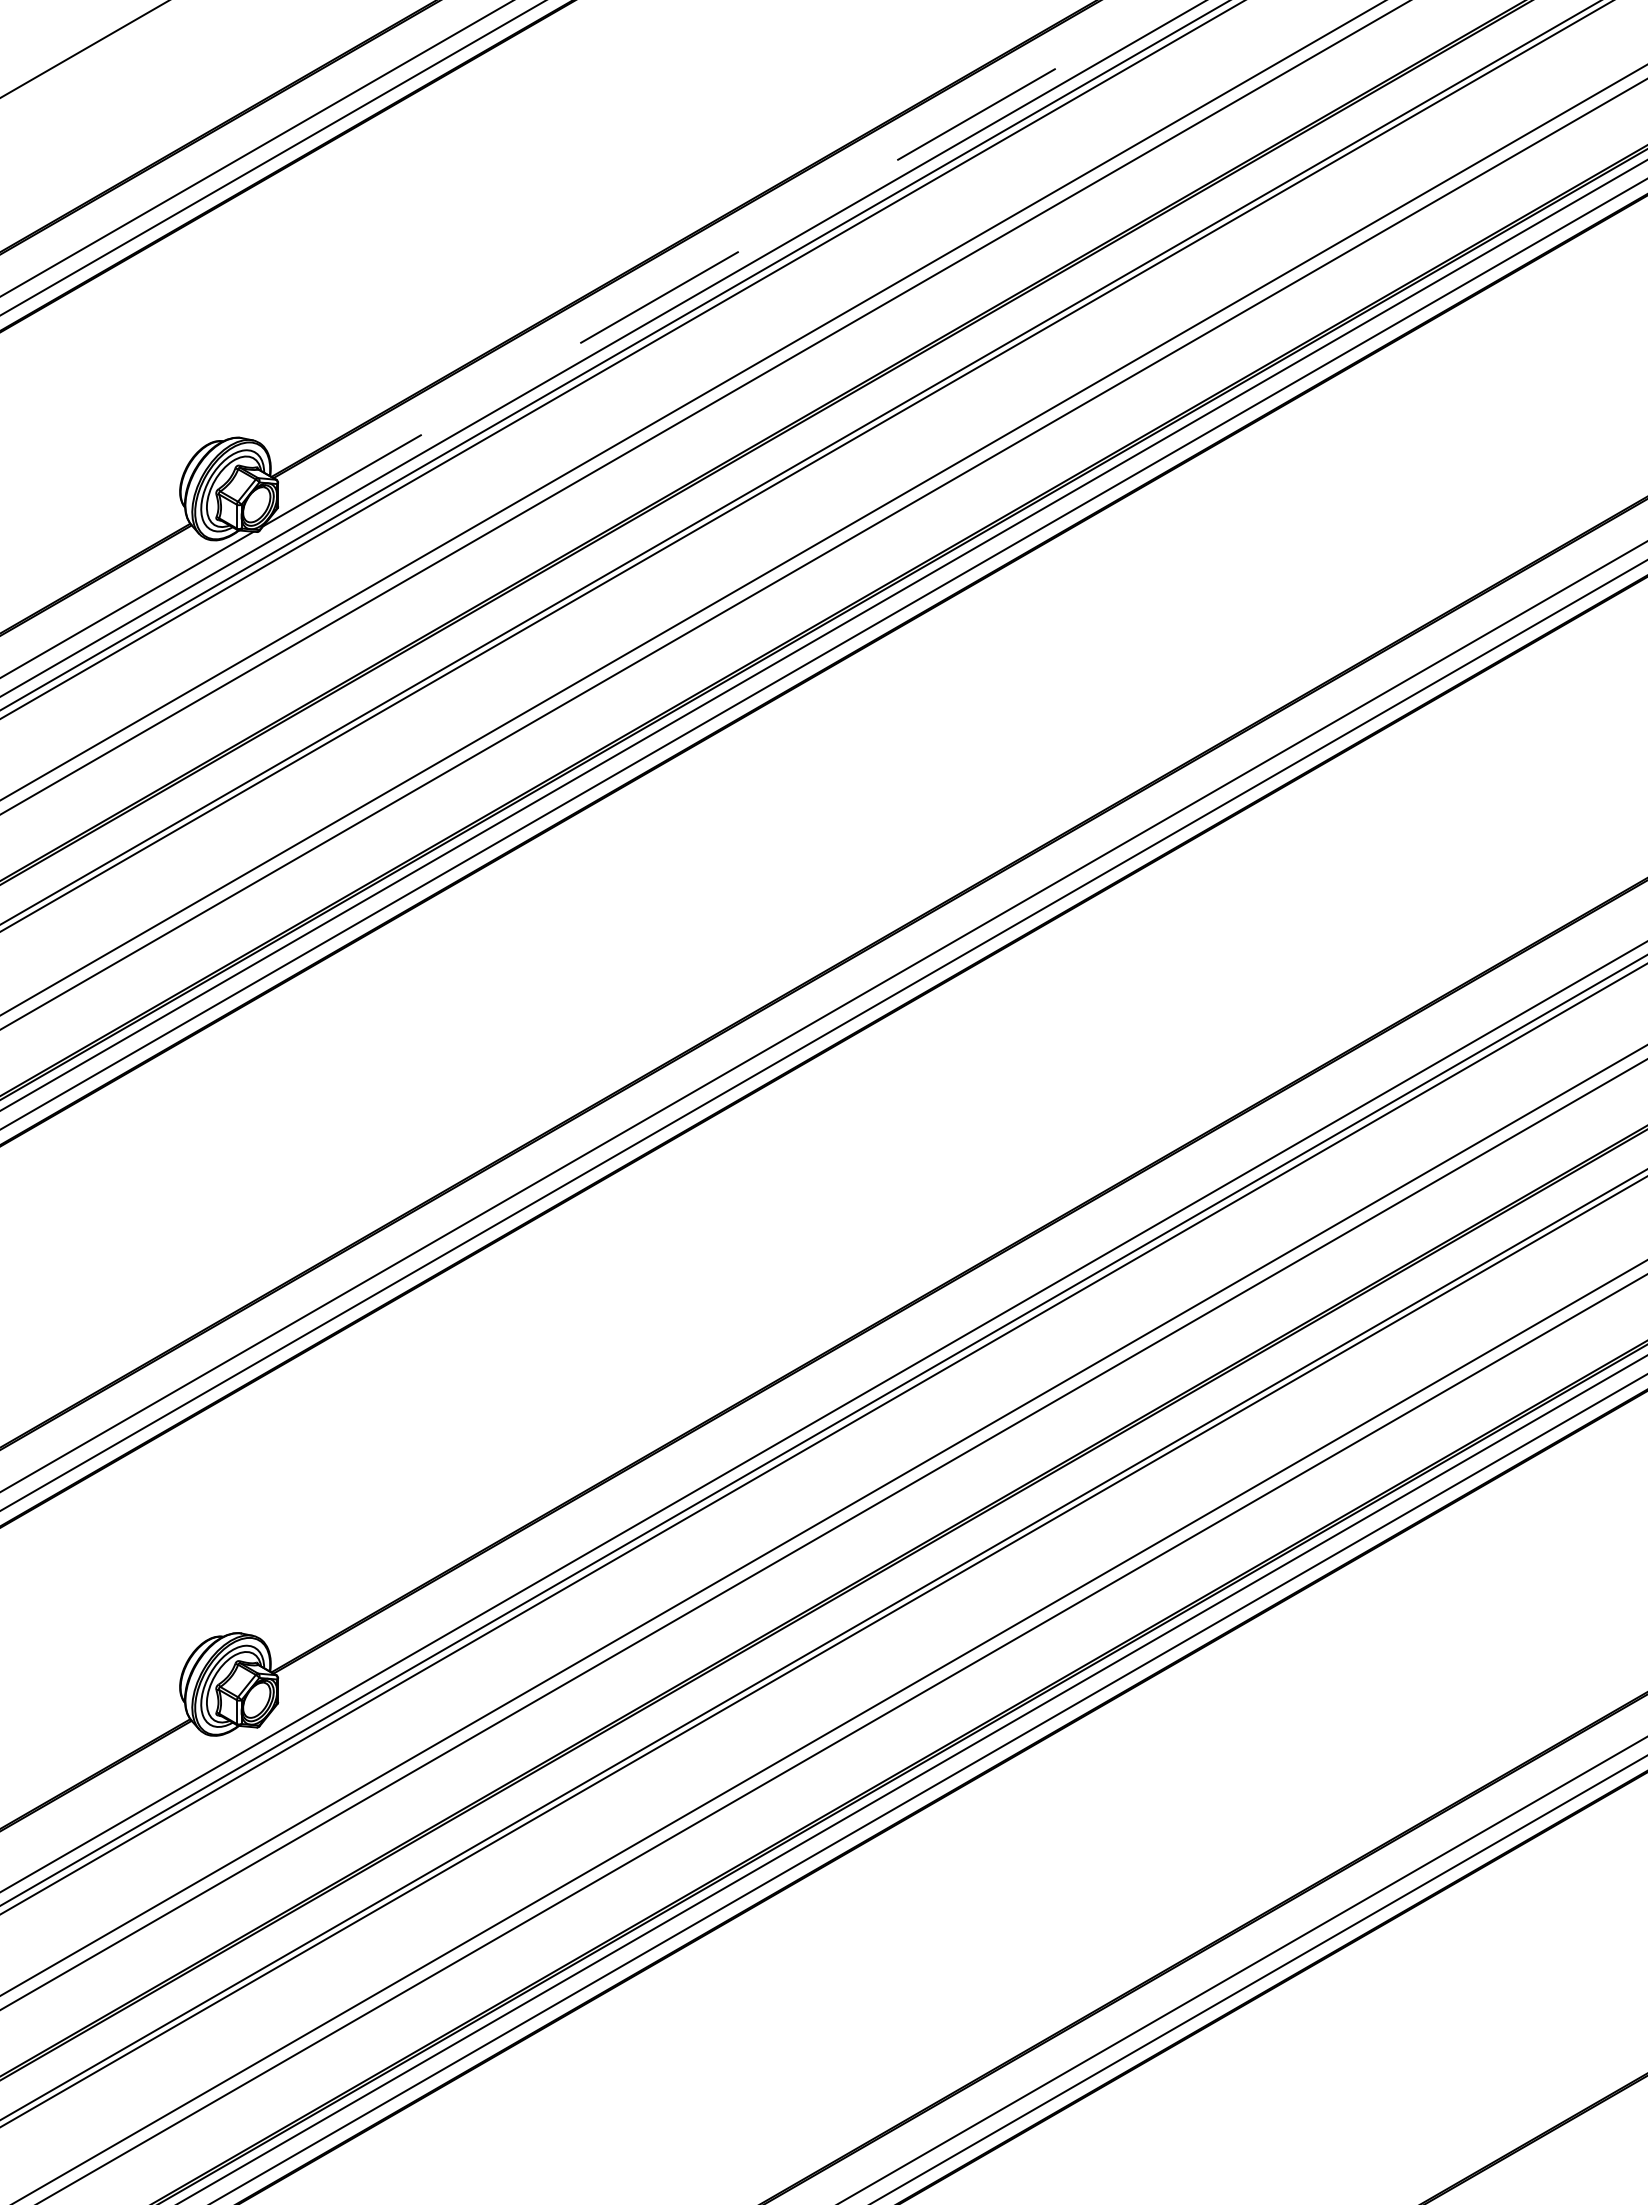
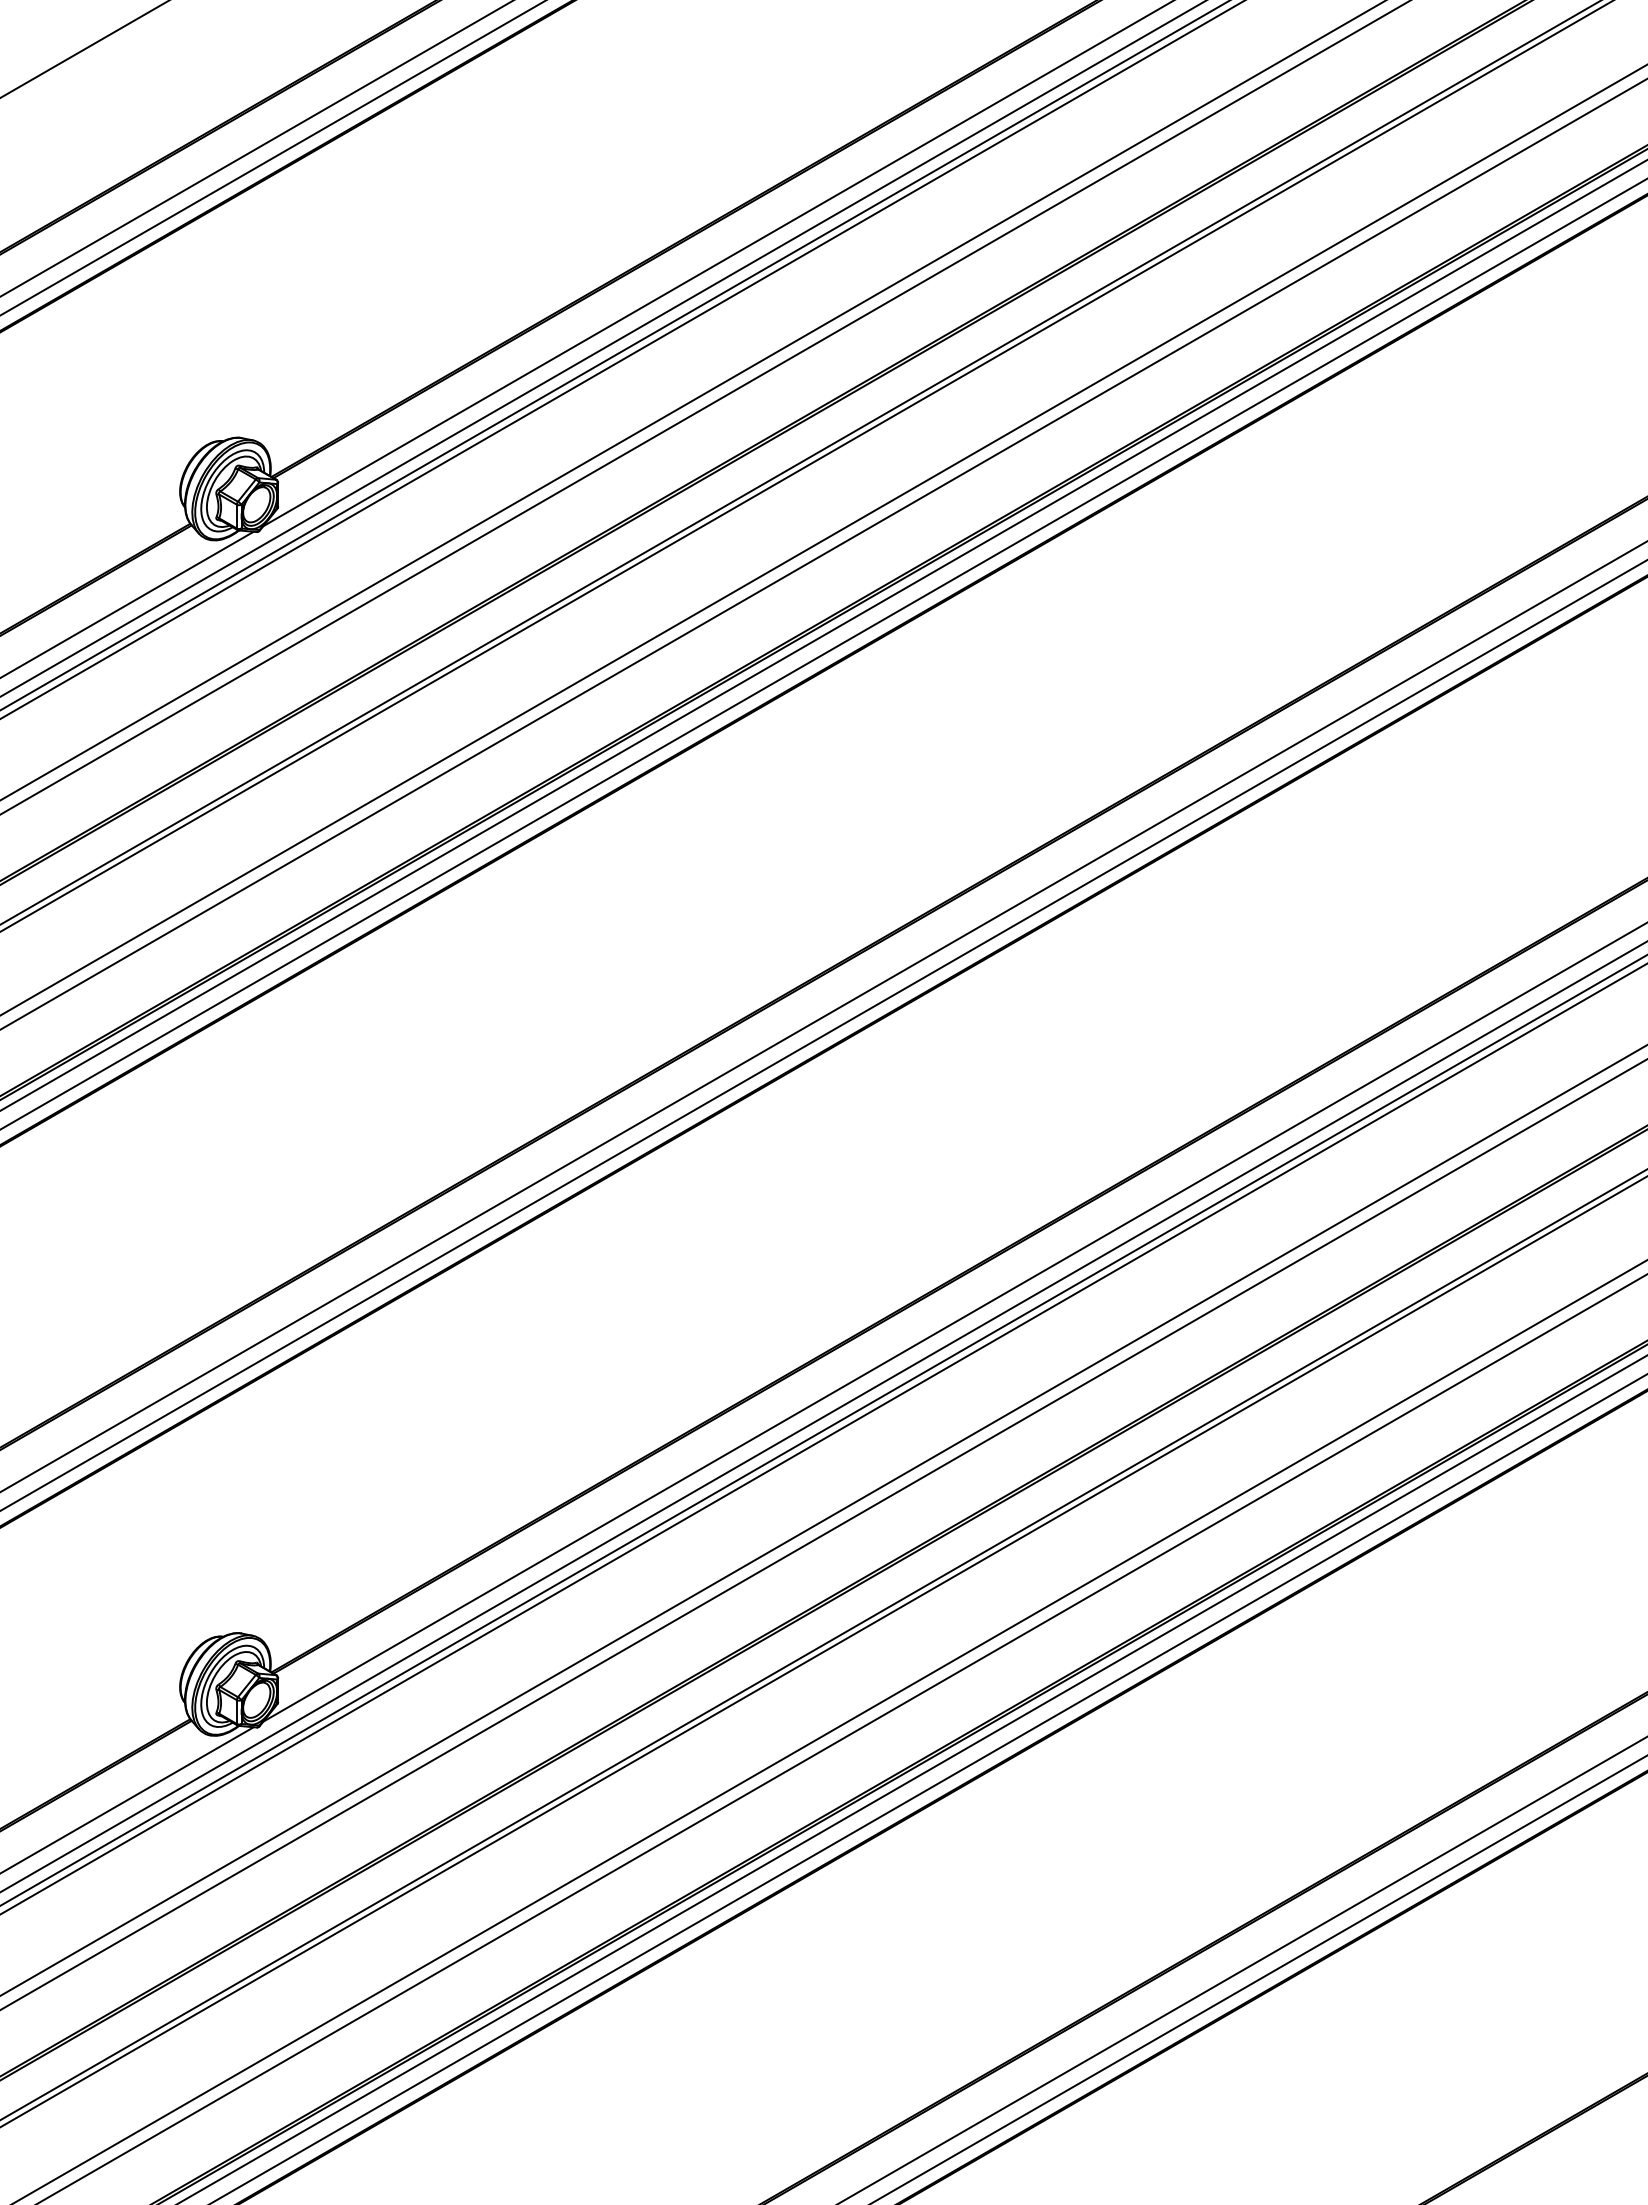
line: dashed -> solid (718, 263)
line: none -> present (953, 1322)
line: none -> present (127, 1799)
